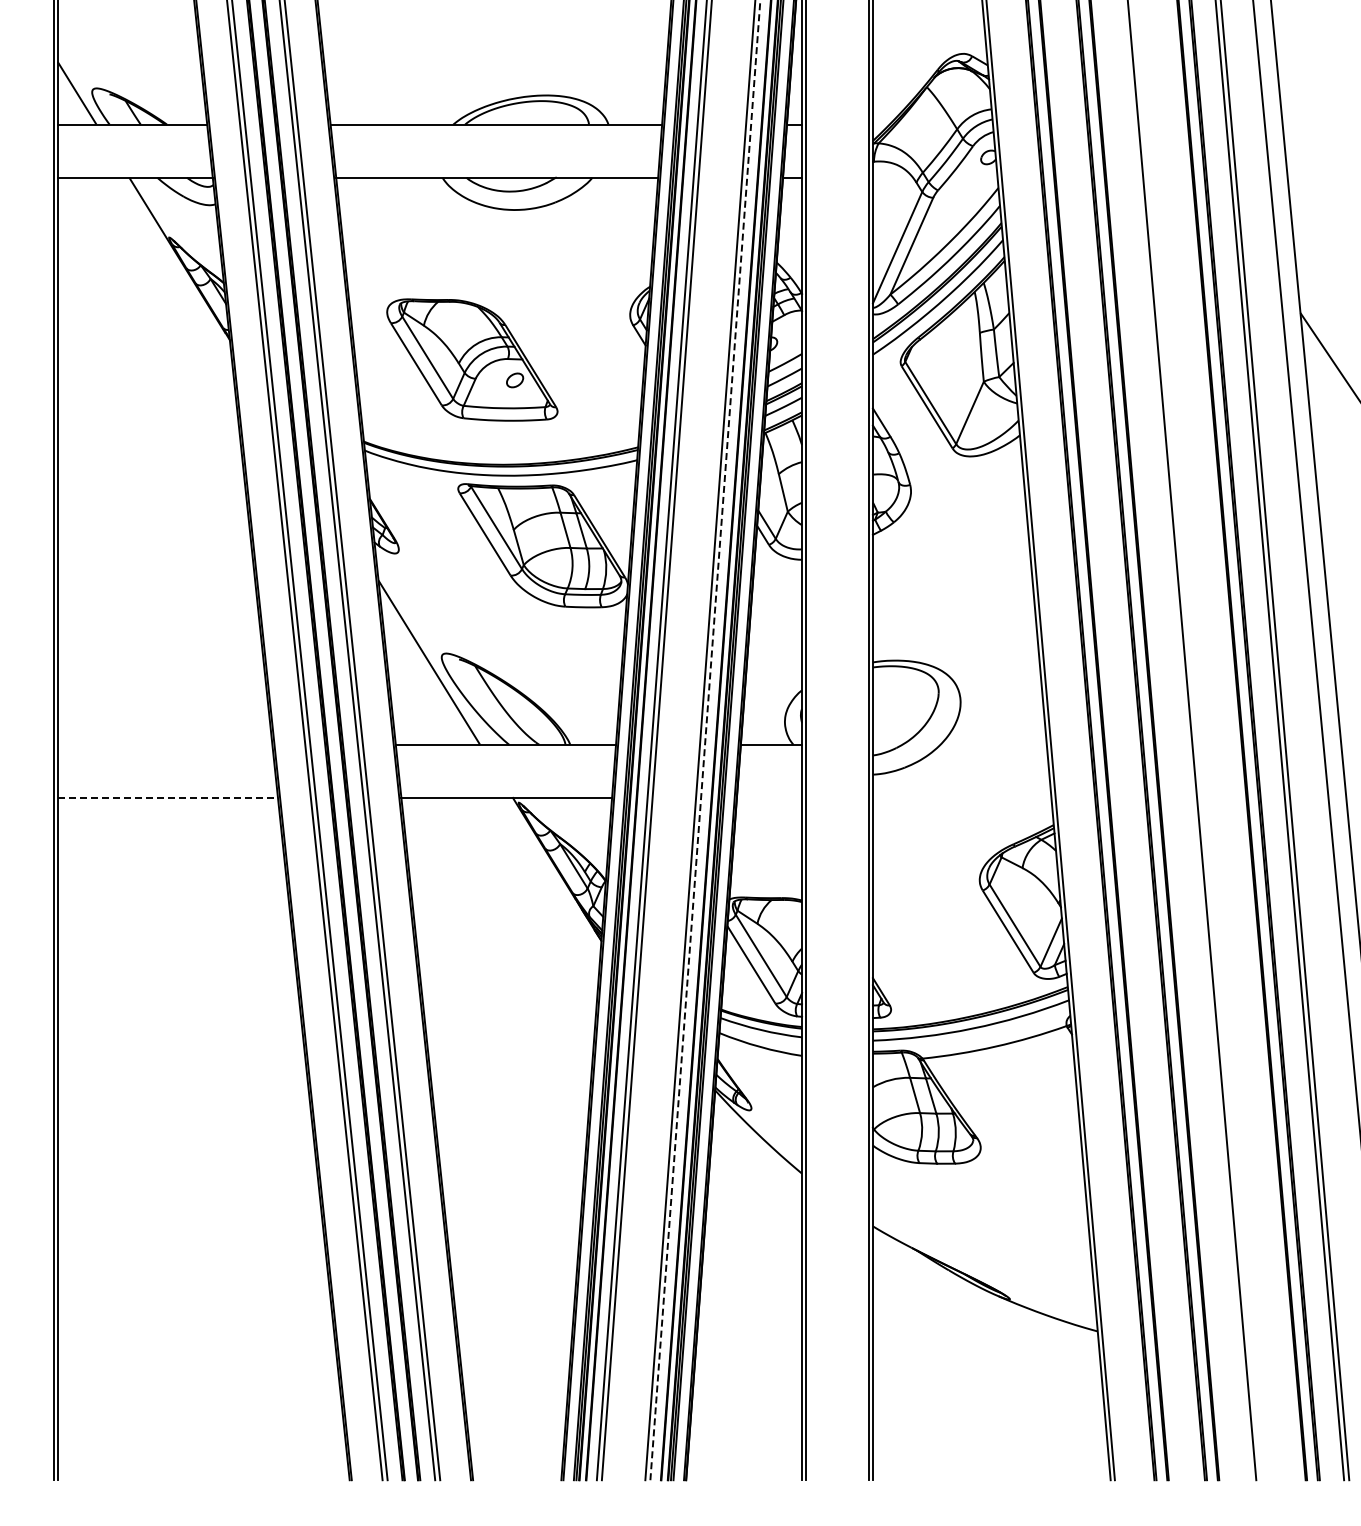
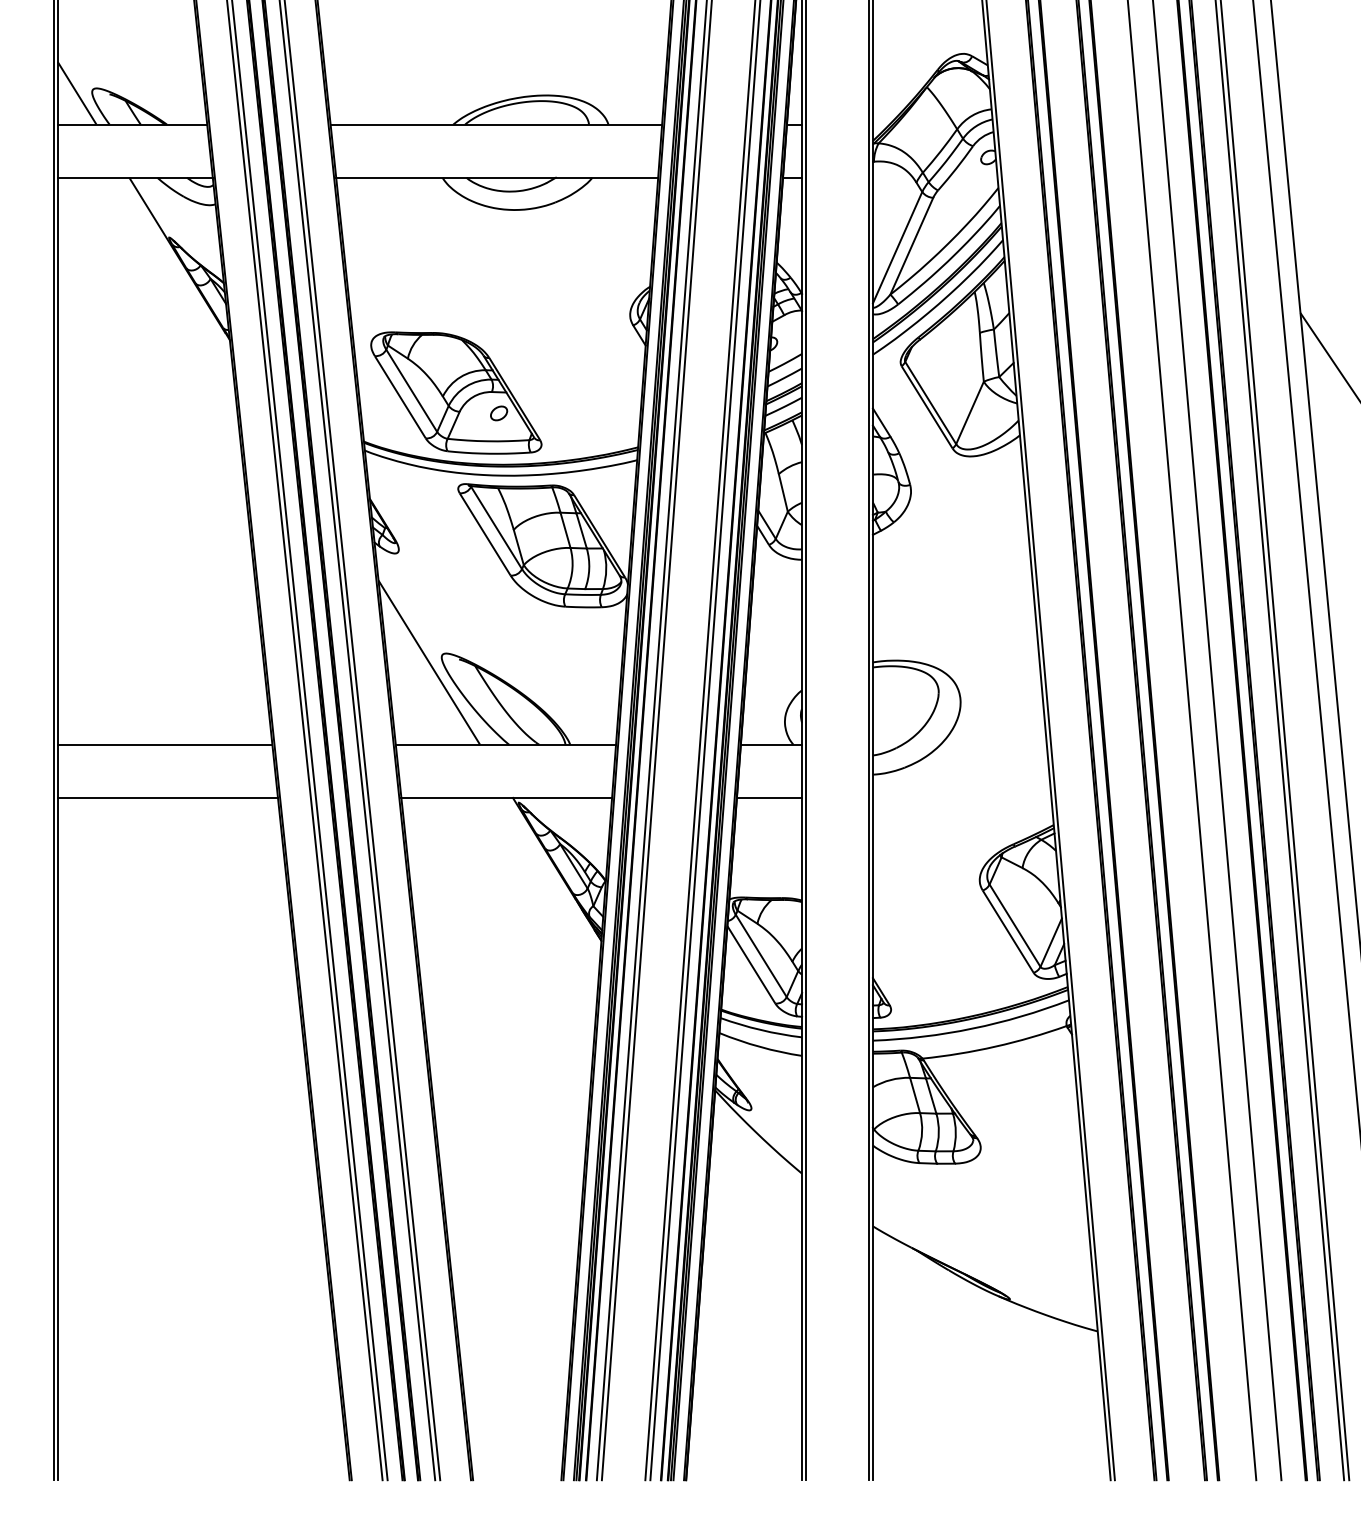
part position: (472, 359) -> (456, 392) (456, 392)
line: dashed -> solid (705, 740)
line: none -> present (1217, 741)
line: none -> present (164, 744)
line: dashed -> solid (168, 797)
line: none -> present (769, 797)
